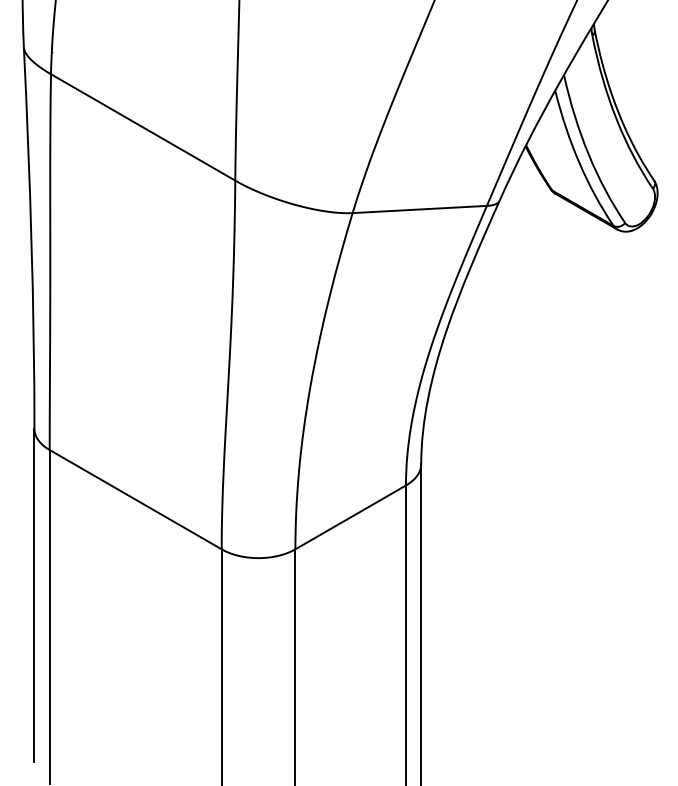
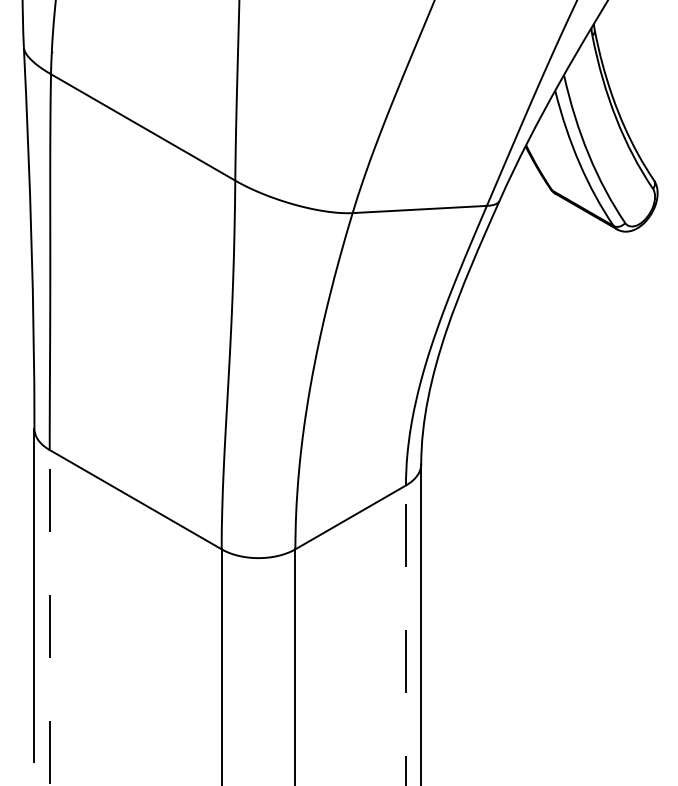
line: solid -> dashed (49, 616)
line: solid -> dashed (405, 635)
